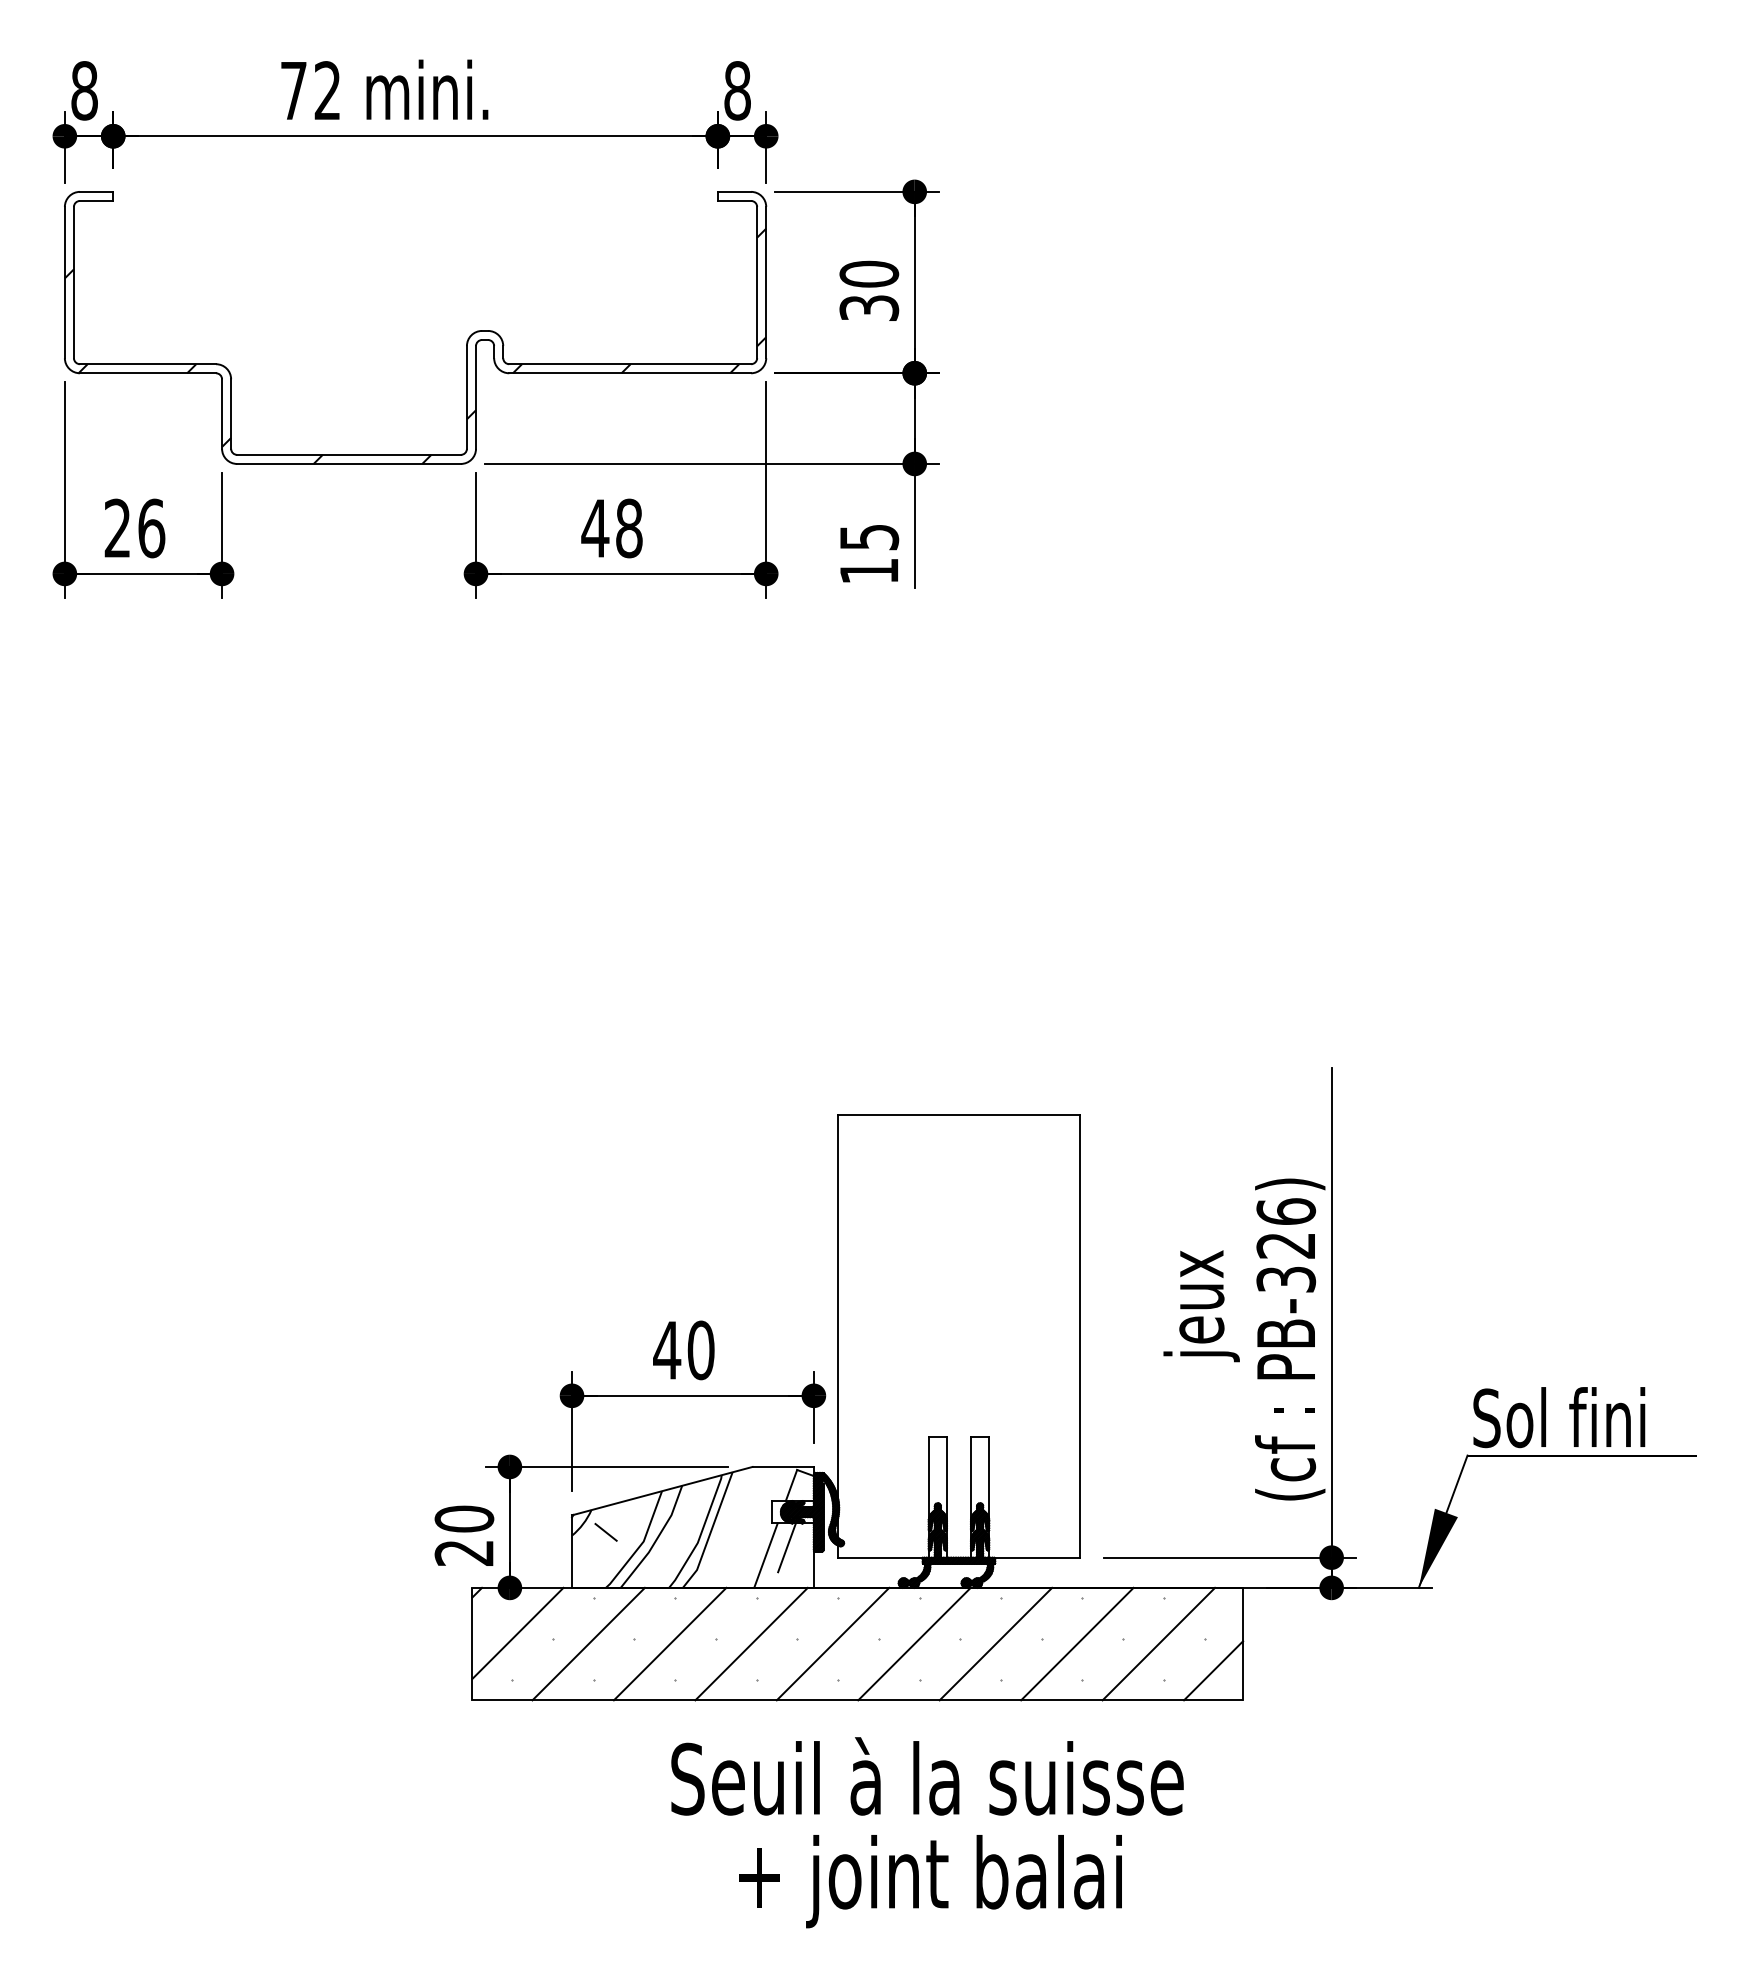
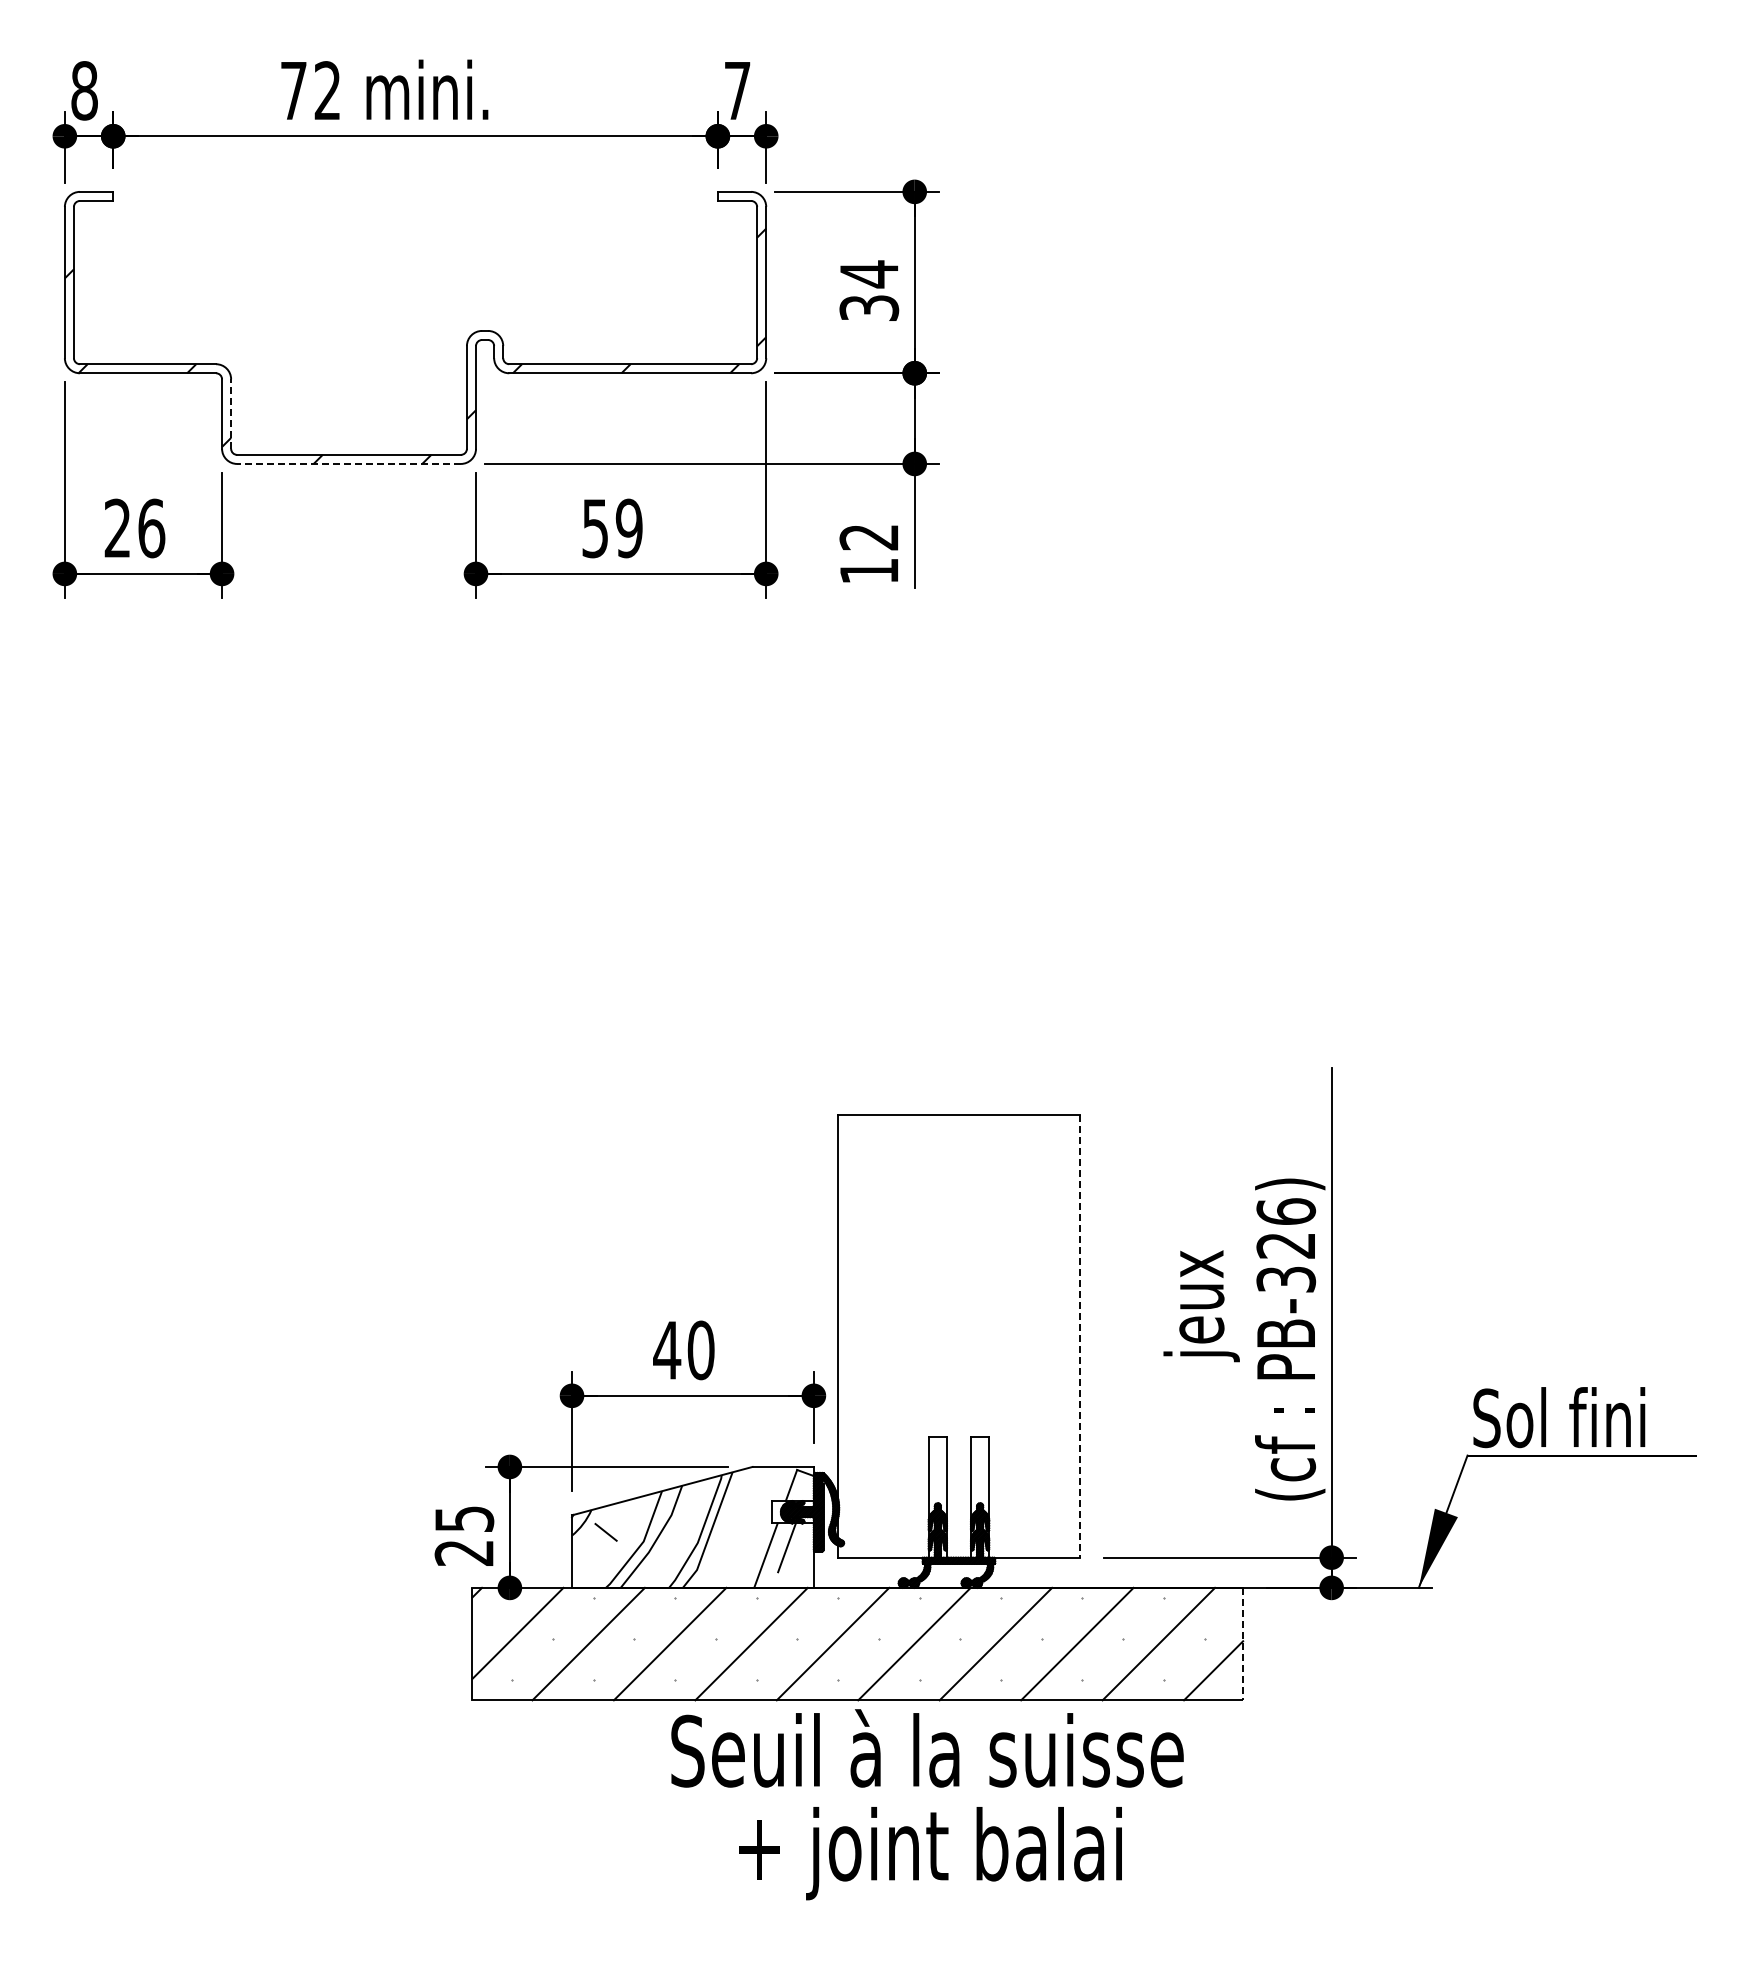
text: 8 -> 7 (737, 90)
text: 30 -> 34 (869, 274)
line: solid -> dashed (231, 414)
line: solid -> dashed (349, 463)
text: 48 -> 59 (611, 528)
text: 15 -> 12 (869, 537)
line: solid -> dashed (1079, 1336)
text: 20 -> 25 (464, 1518)
line: solid -> dashed (1243, 1644)
text position: (927, 1832) -> (927, 1804) (927, 1804)
